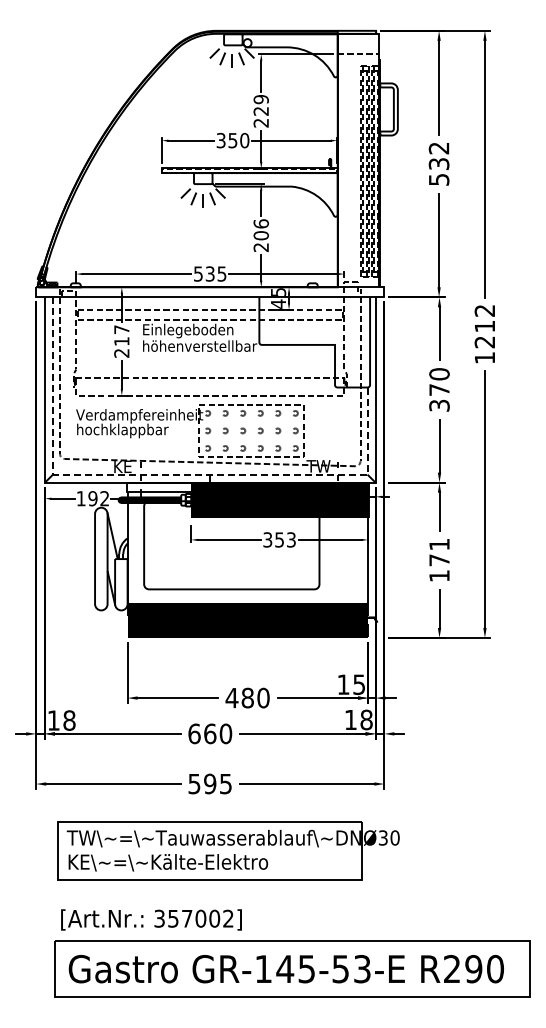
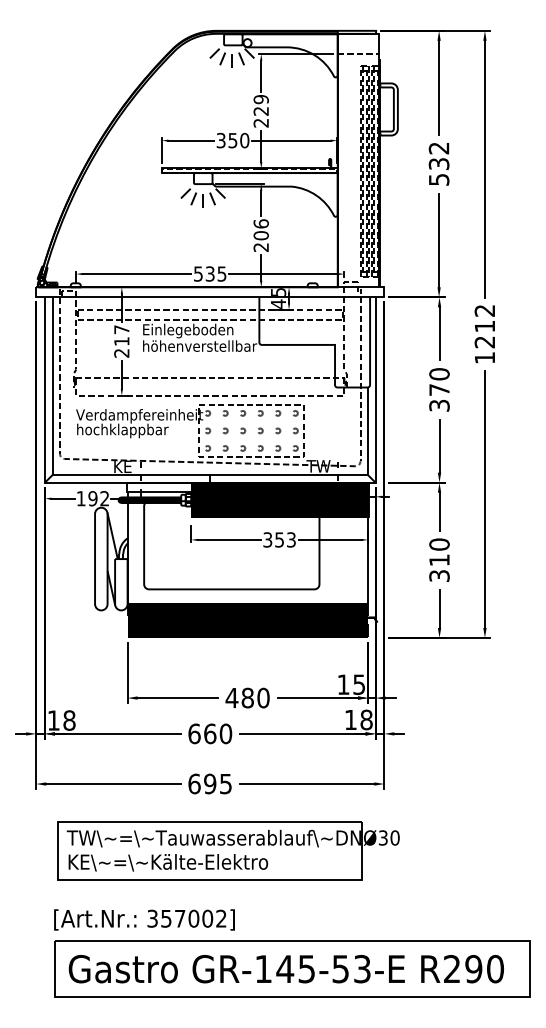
line: dashed -> solid (165, 474)
text: 171 -> 310 (439, 559)
text: 595 -> 695 (194, 783)
text position: (151, 919) -> (144, 919) (144, 919)
